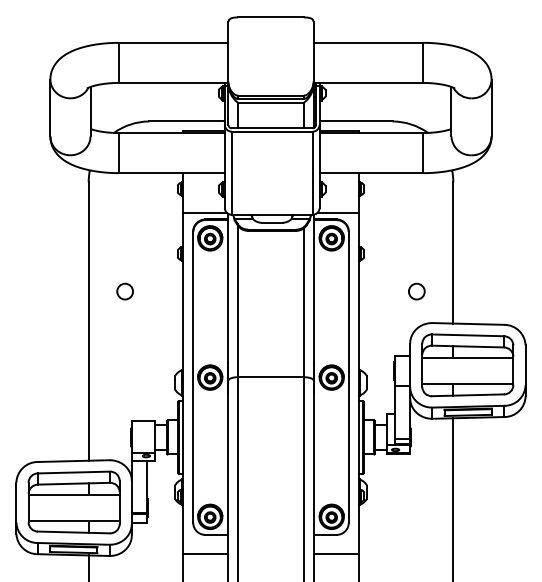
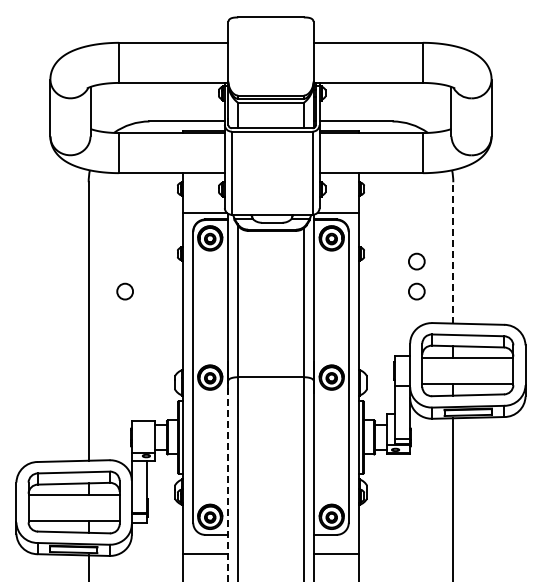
line: solid -> dashed (453, 252)
circle: none -> present (416, 261)
line: solid -> dashed (228, 480)
